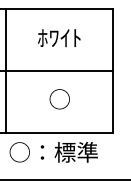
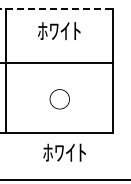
line: solid -> dashed (57, 8)
text position: (59, 38) -> (59, 31) (59, 31)
line position: (57, 70) -> (57, 62) (57, 62)
text: ○：標準 -> ﾎﾜｲﾄ (53, 152)
